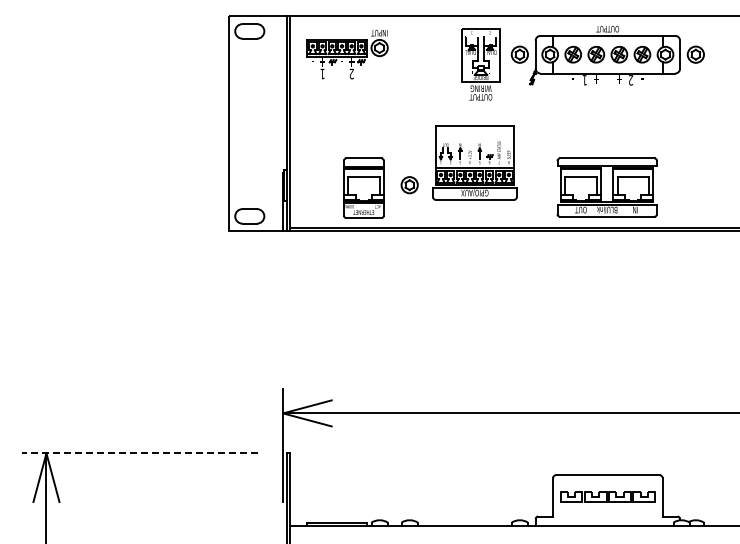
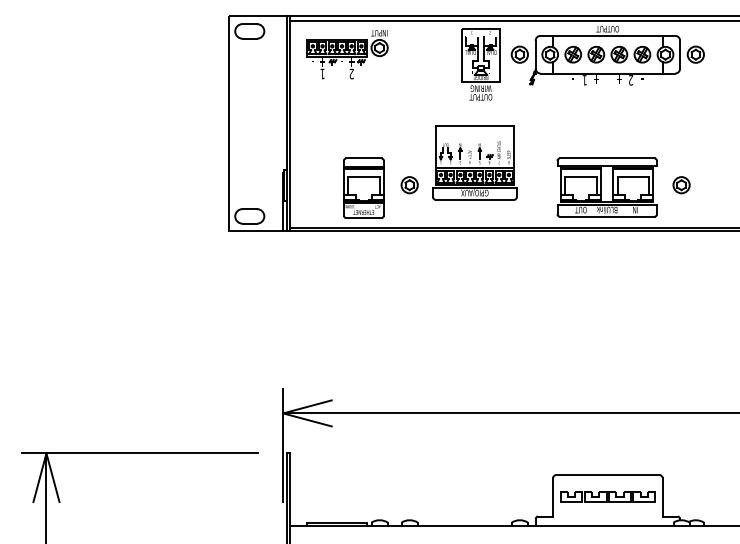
line: none -> present (513, 21)
part: none -> present (681, 185)
line: dashed -> solid (139, 453)
